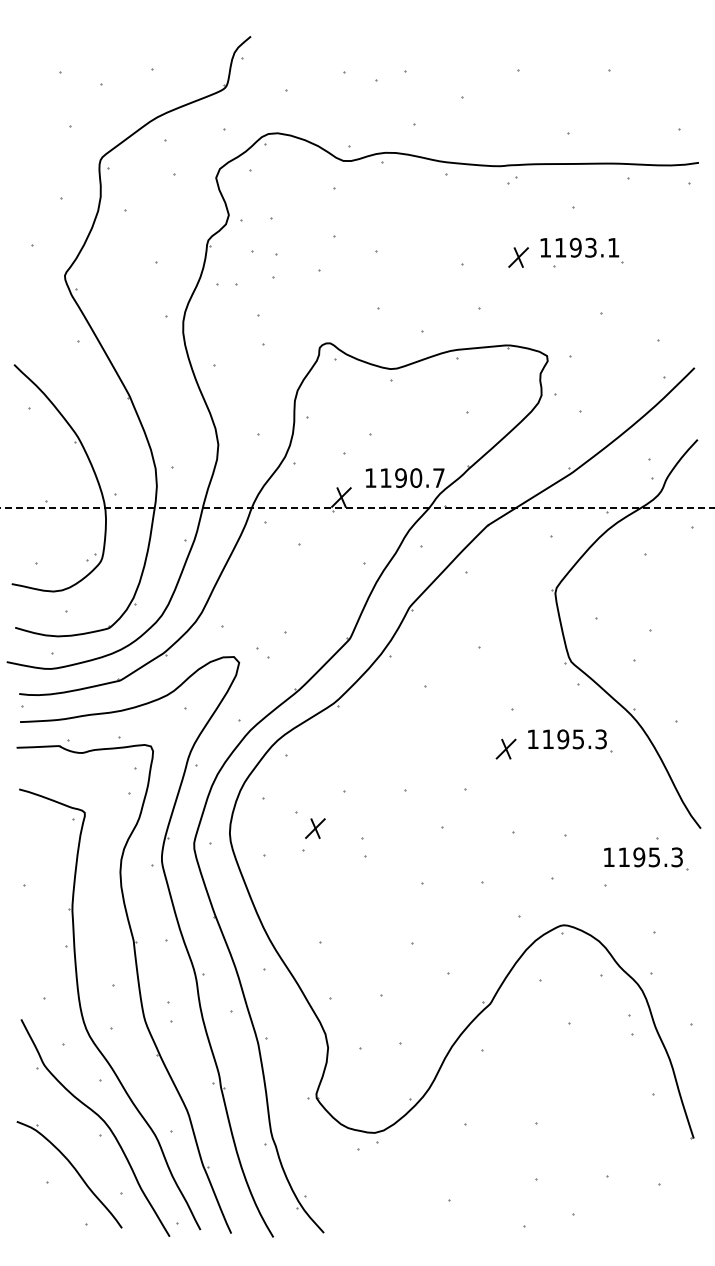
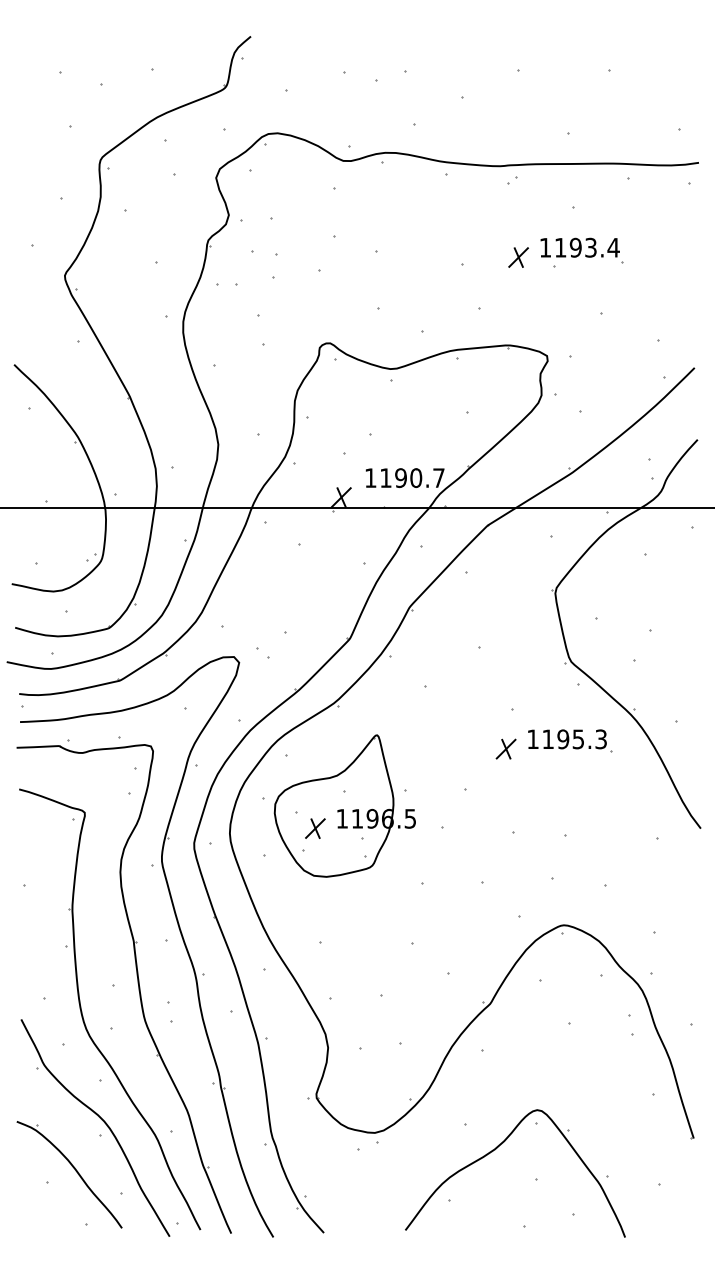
text: 1193.1 -> 1193.4 (613, 247)
line: dashed -> solid (357, 508)
part: none -> present (344, 805)
part: present -> none (646, 858)
part: none -> present (495, 1150)
